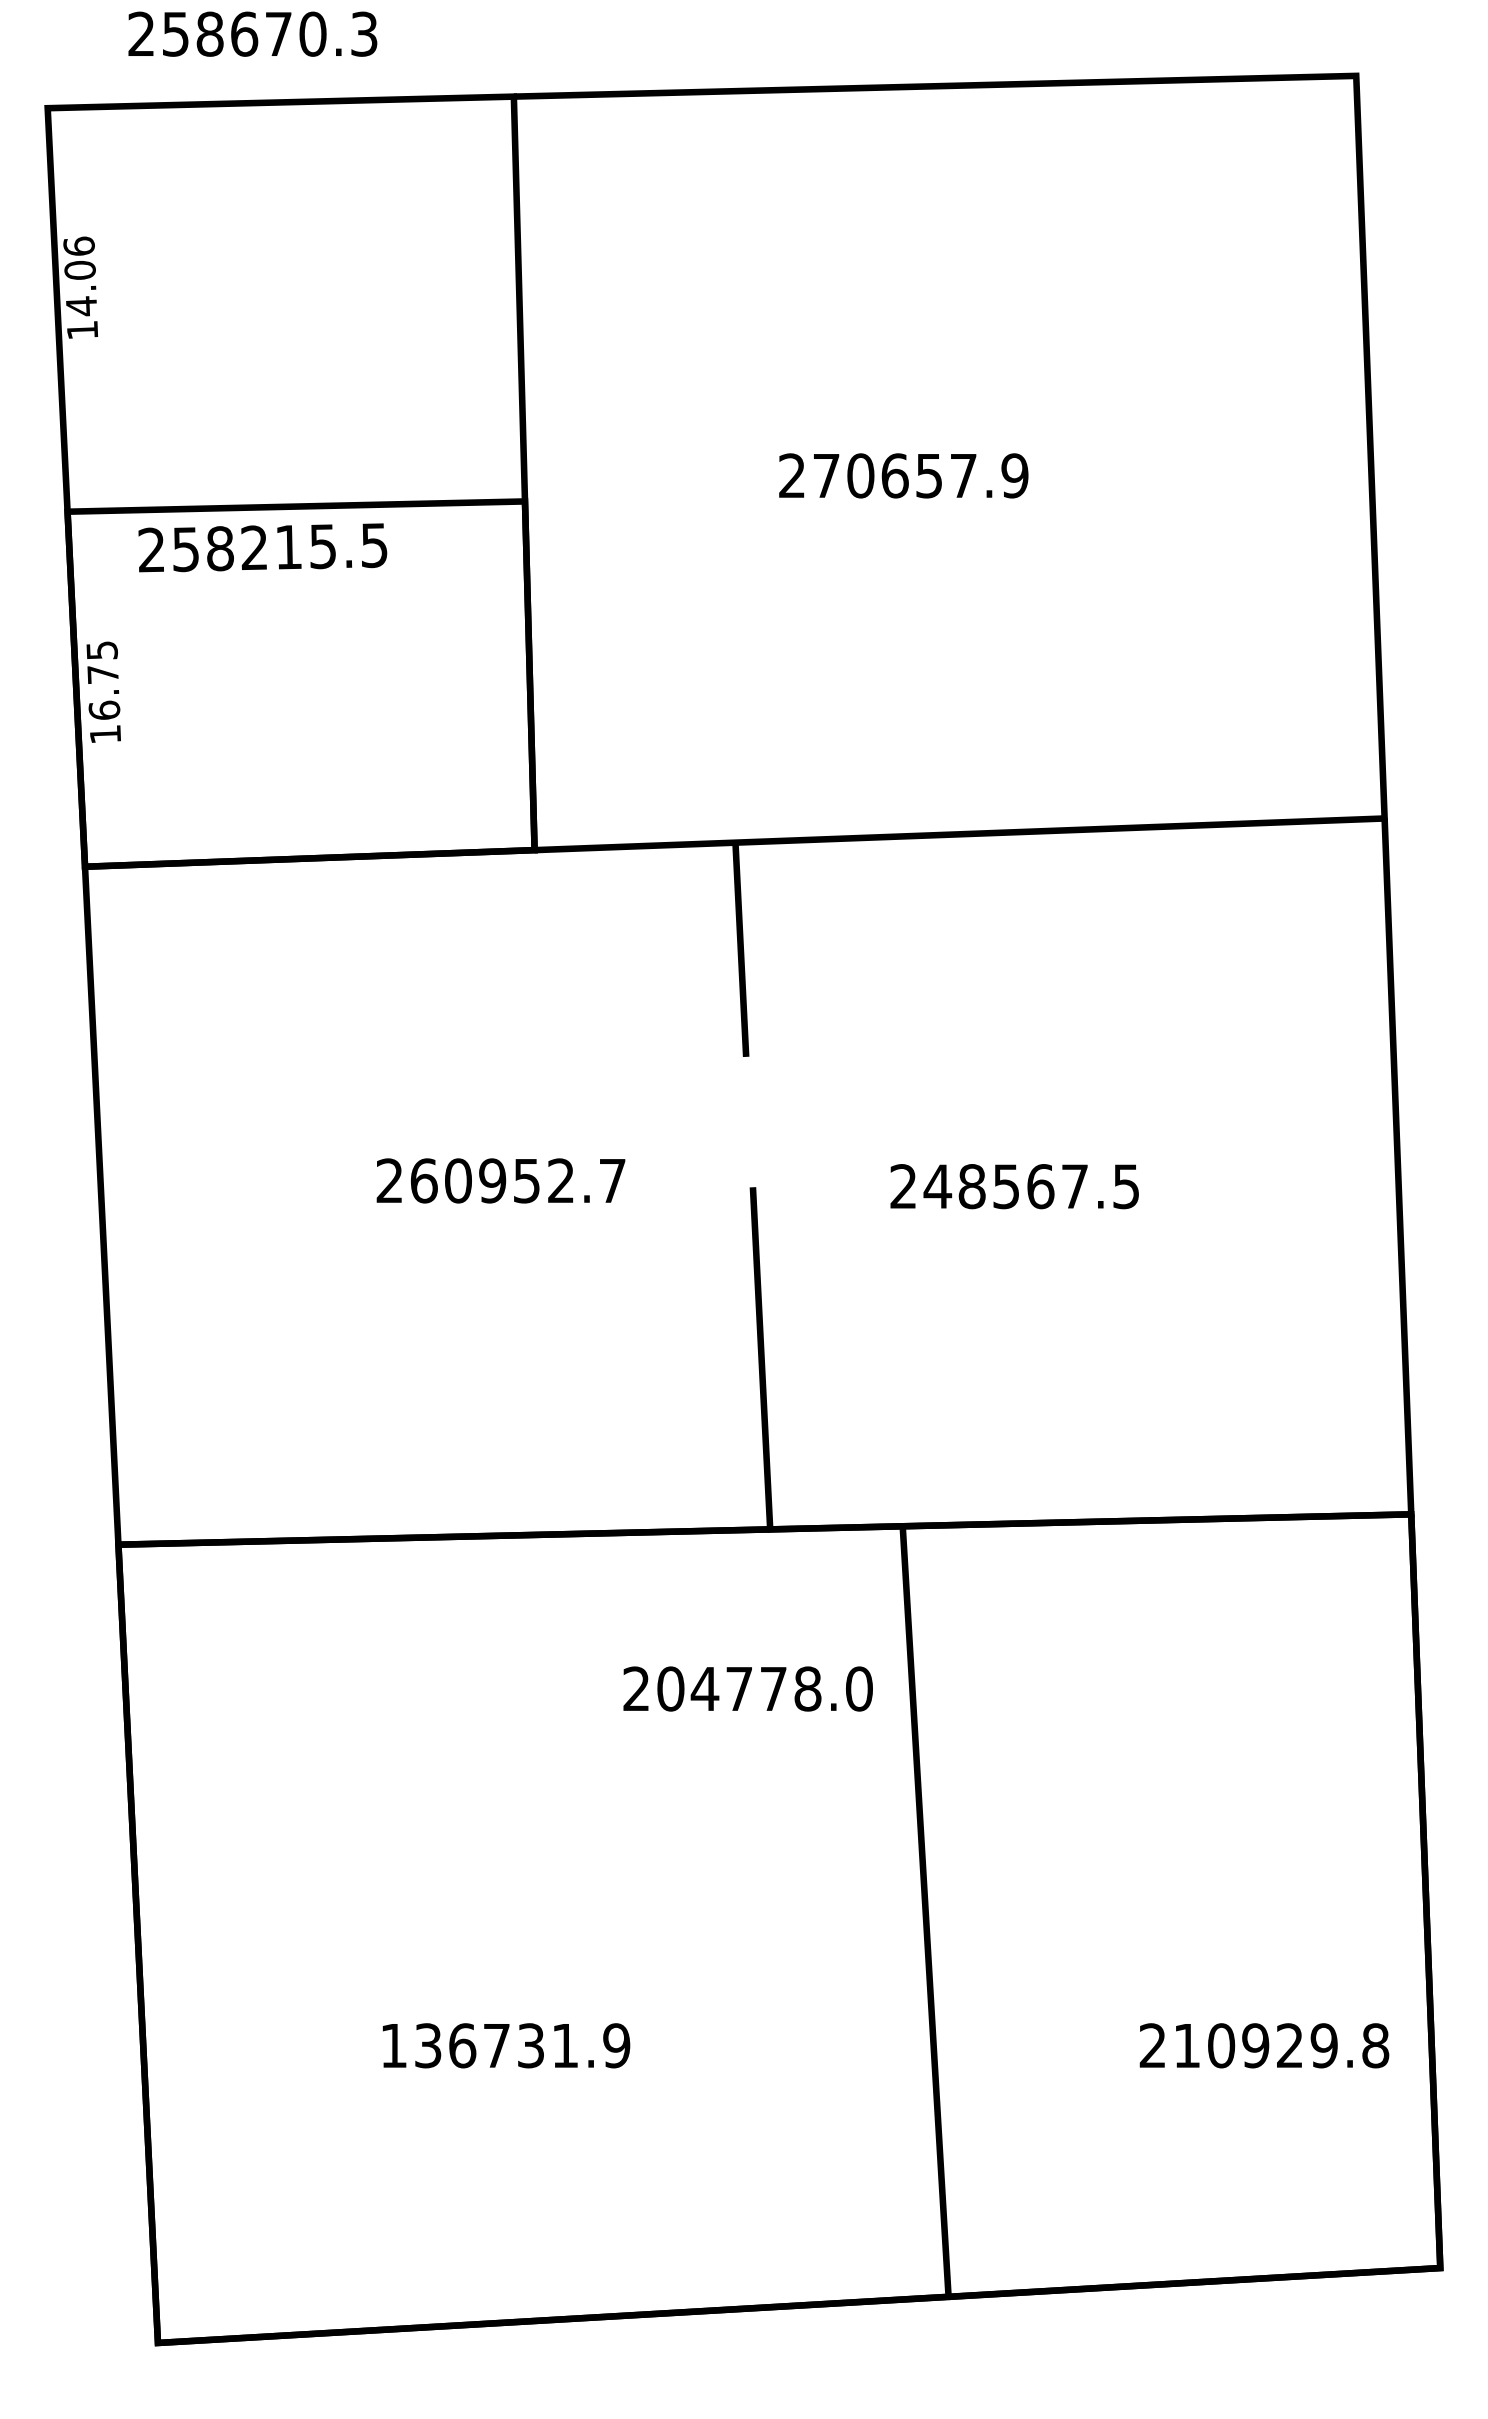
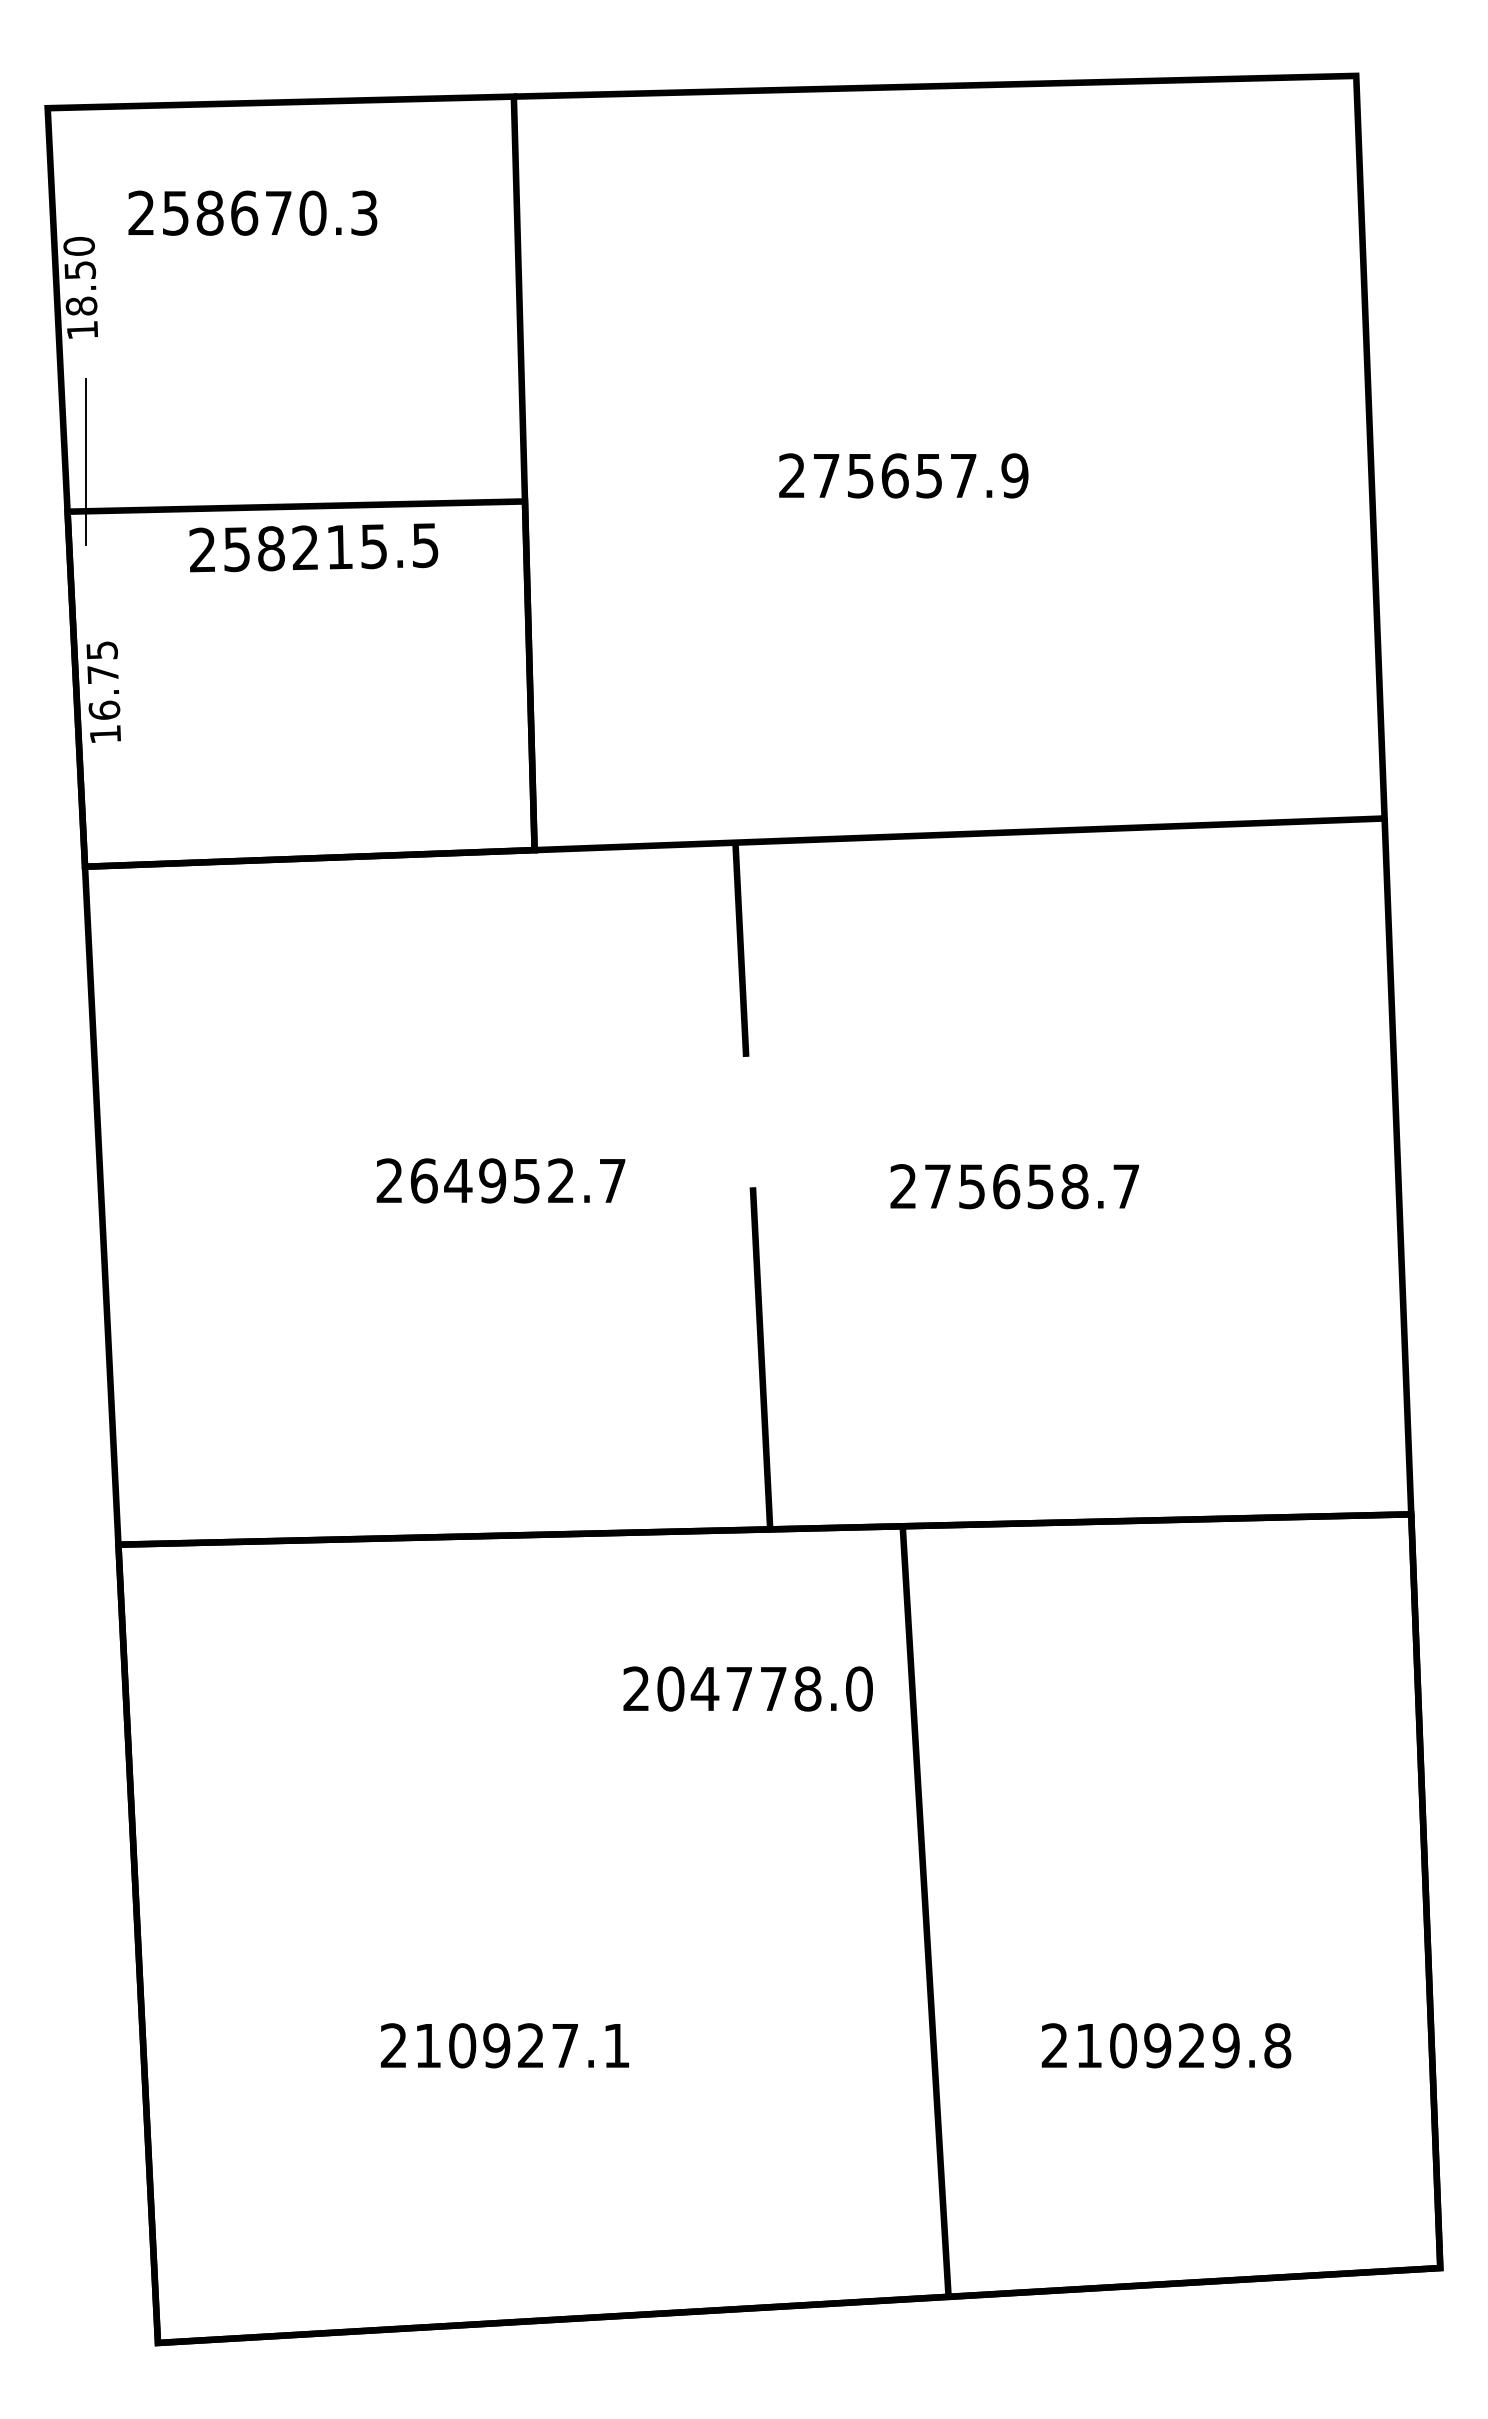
text position: (252, 33) -> (252, 212) (252, 212)
text: 14.06 -> 18.50 (80, 276)
line: none -> present (85, 461)
text: 270657.9 -> 275657.9 (860, 475)
text position: (262, 547) -> (313, 547) (313, 547)
text: 260952.7 -> 264952.7 (458, 1180)
text: 248567.5 -> 275658.7 (1030, 1186)
text: 136731.9 -> 210927.1 (505, 2045)
text position: (1264, 2045) -> (1166, 2045) (1166, 2045)
